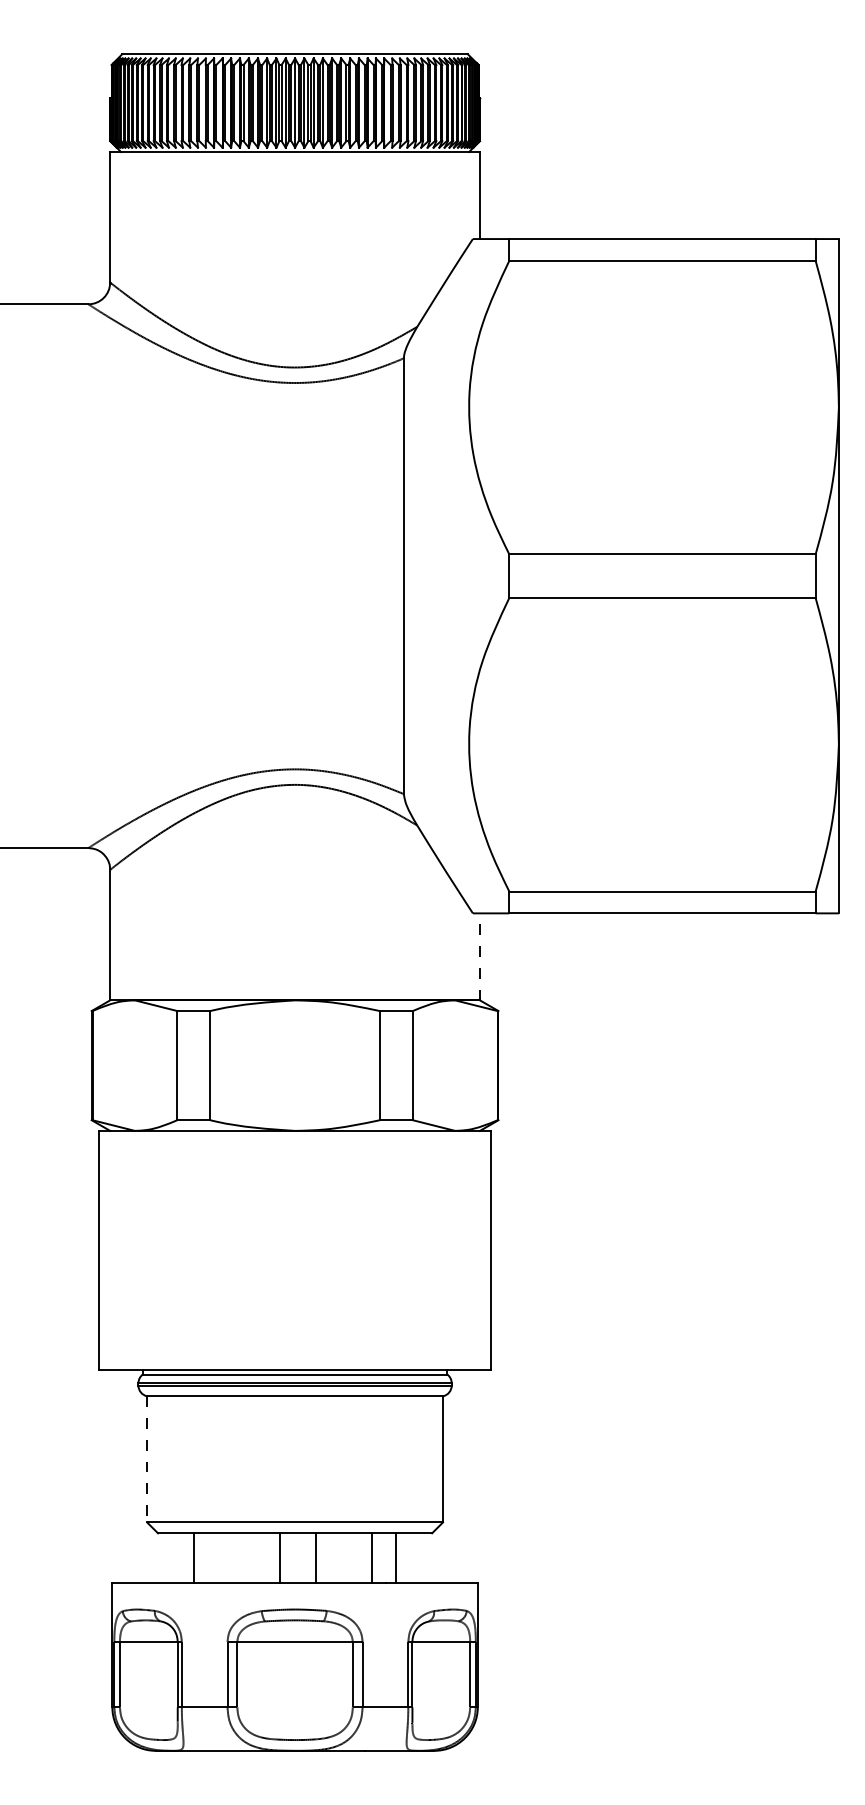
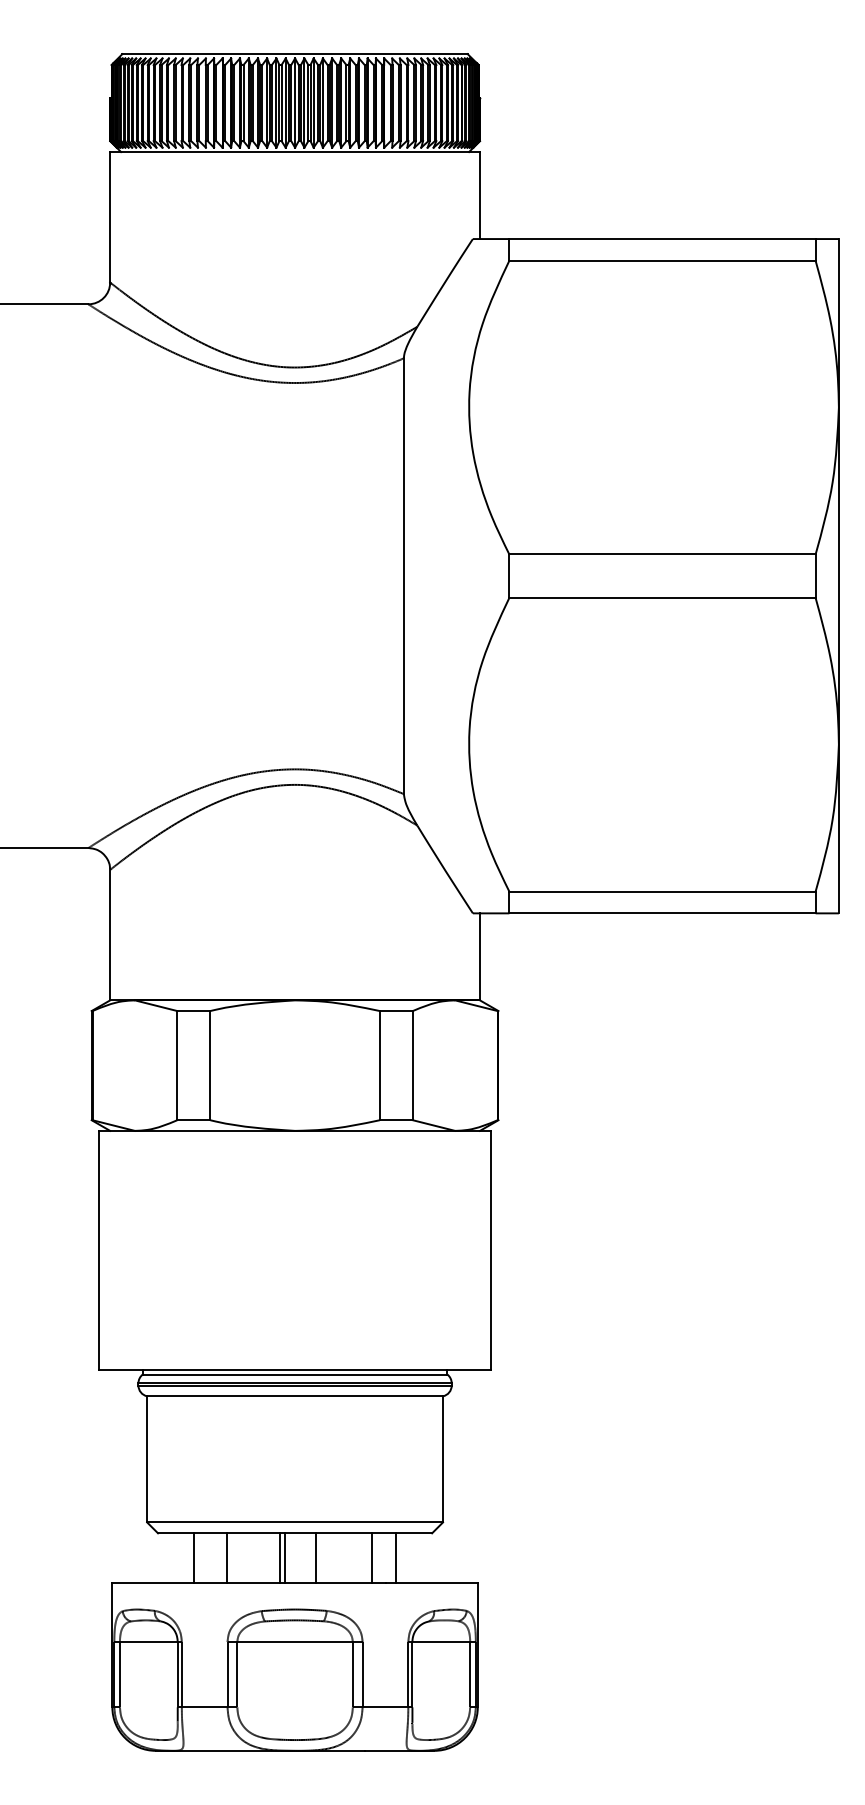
line: dashed -> solid (479, 956)
line: dashed -> solid (147, 1459)
line: none -> present (226, 1558)
line: none -> present (285, 1558)
